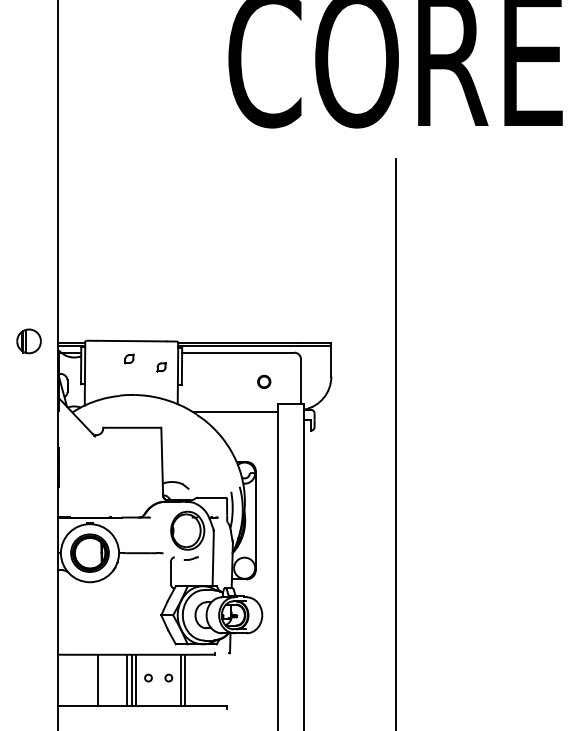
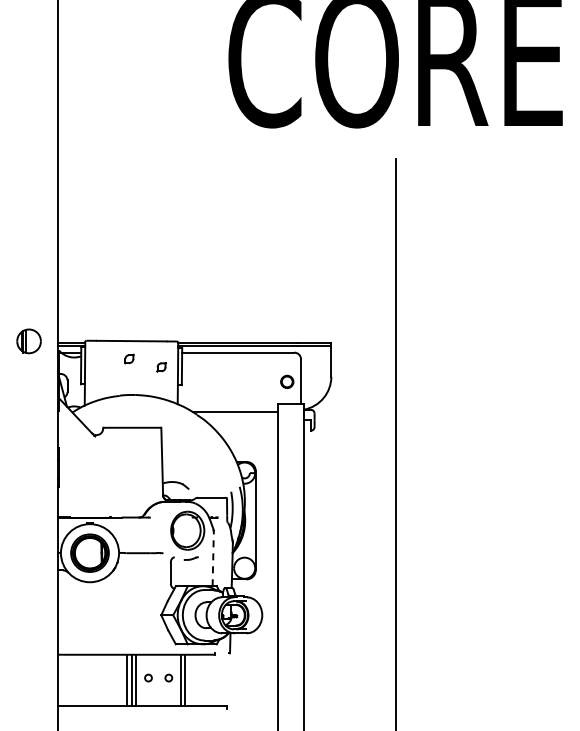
circle position: (264, 381) -> (287, 381) (287, 381)
line: solid -> dashed (213, 558)
line: present -> none (97, 680)
